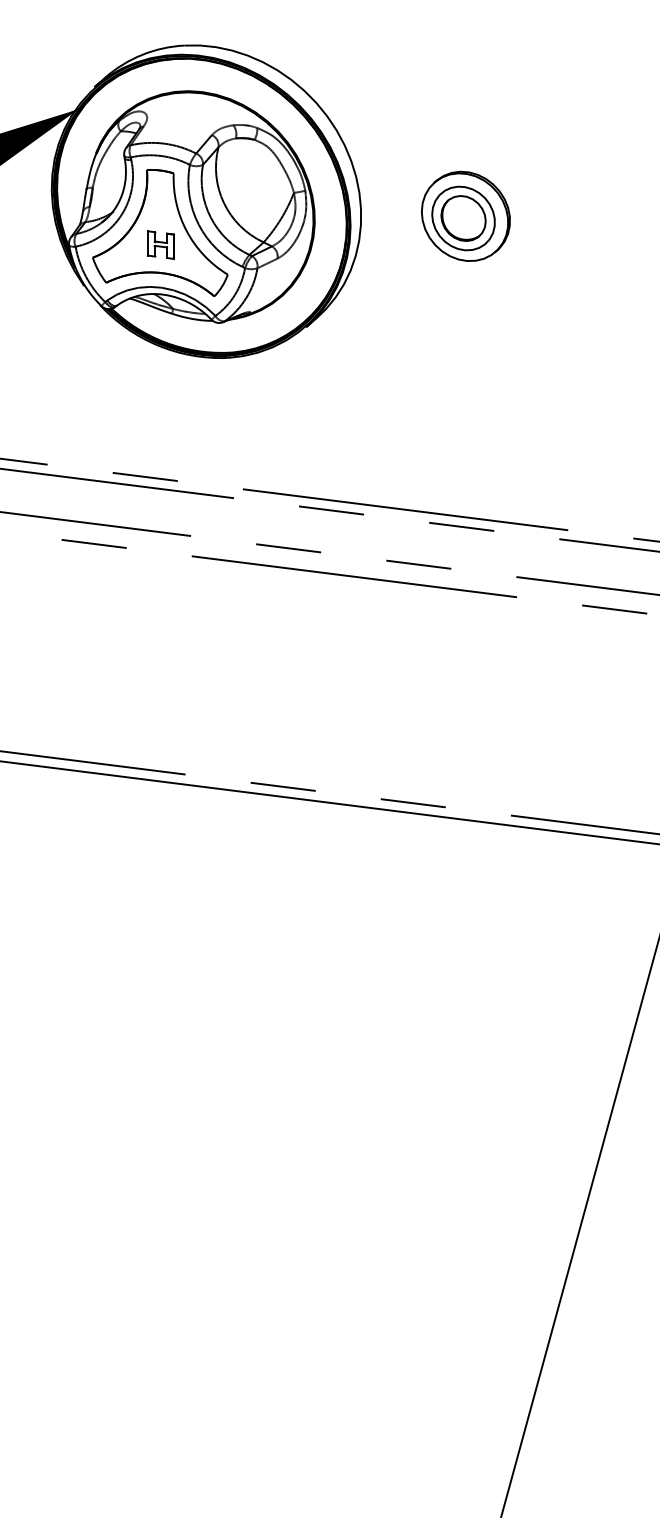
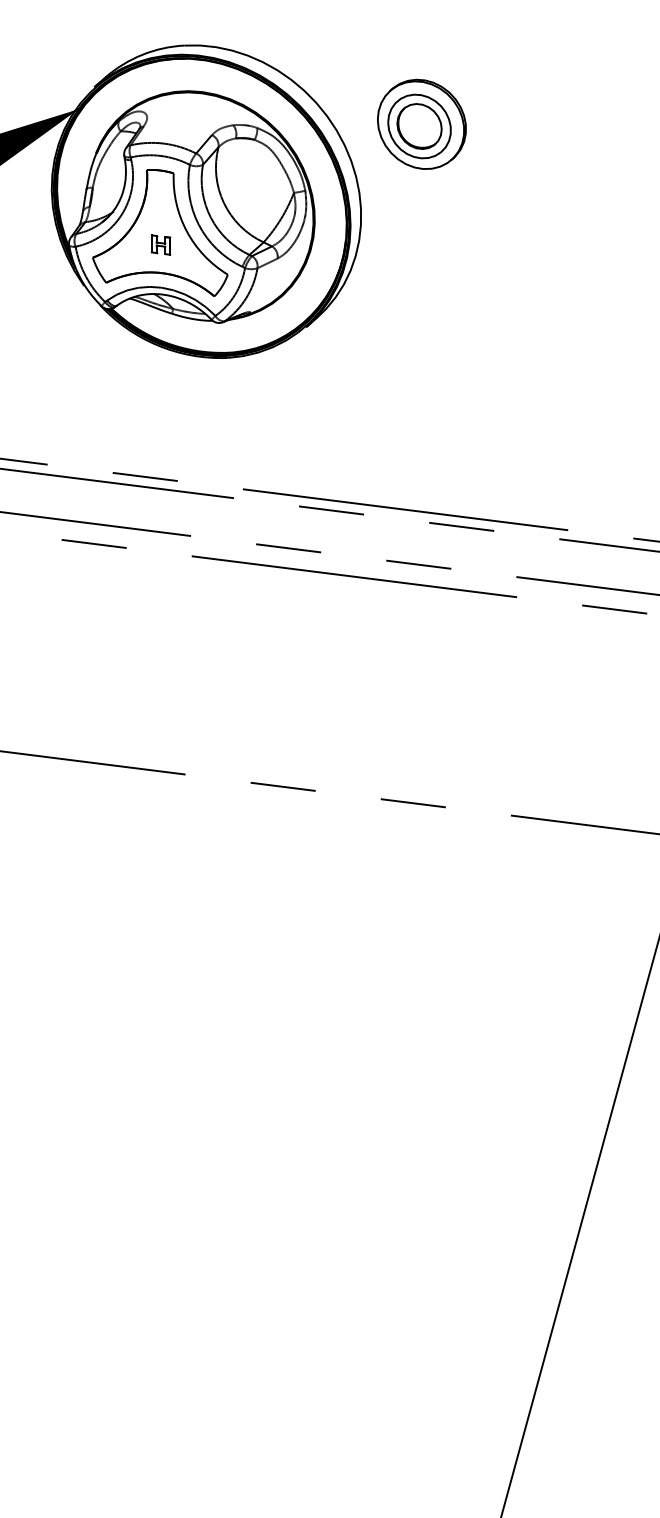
part position: (465, 215) -> (421, 123) (421, 123)
part size: 28x30 px -> 22x22 px (160, 244)
line: present -> none (329, 802)
